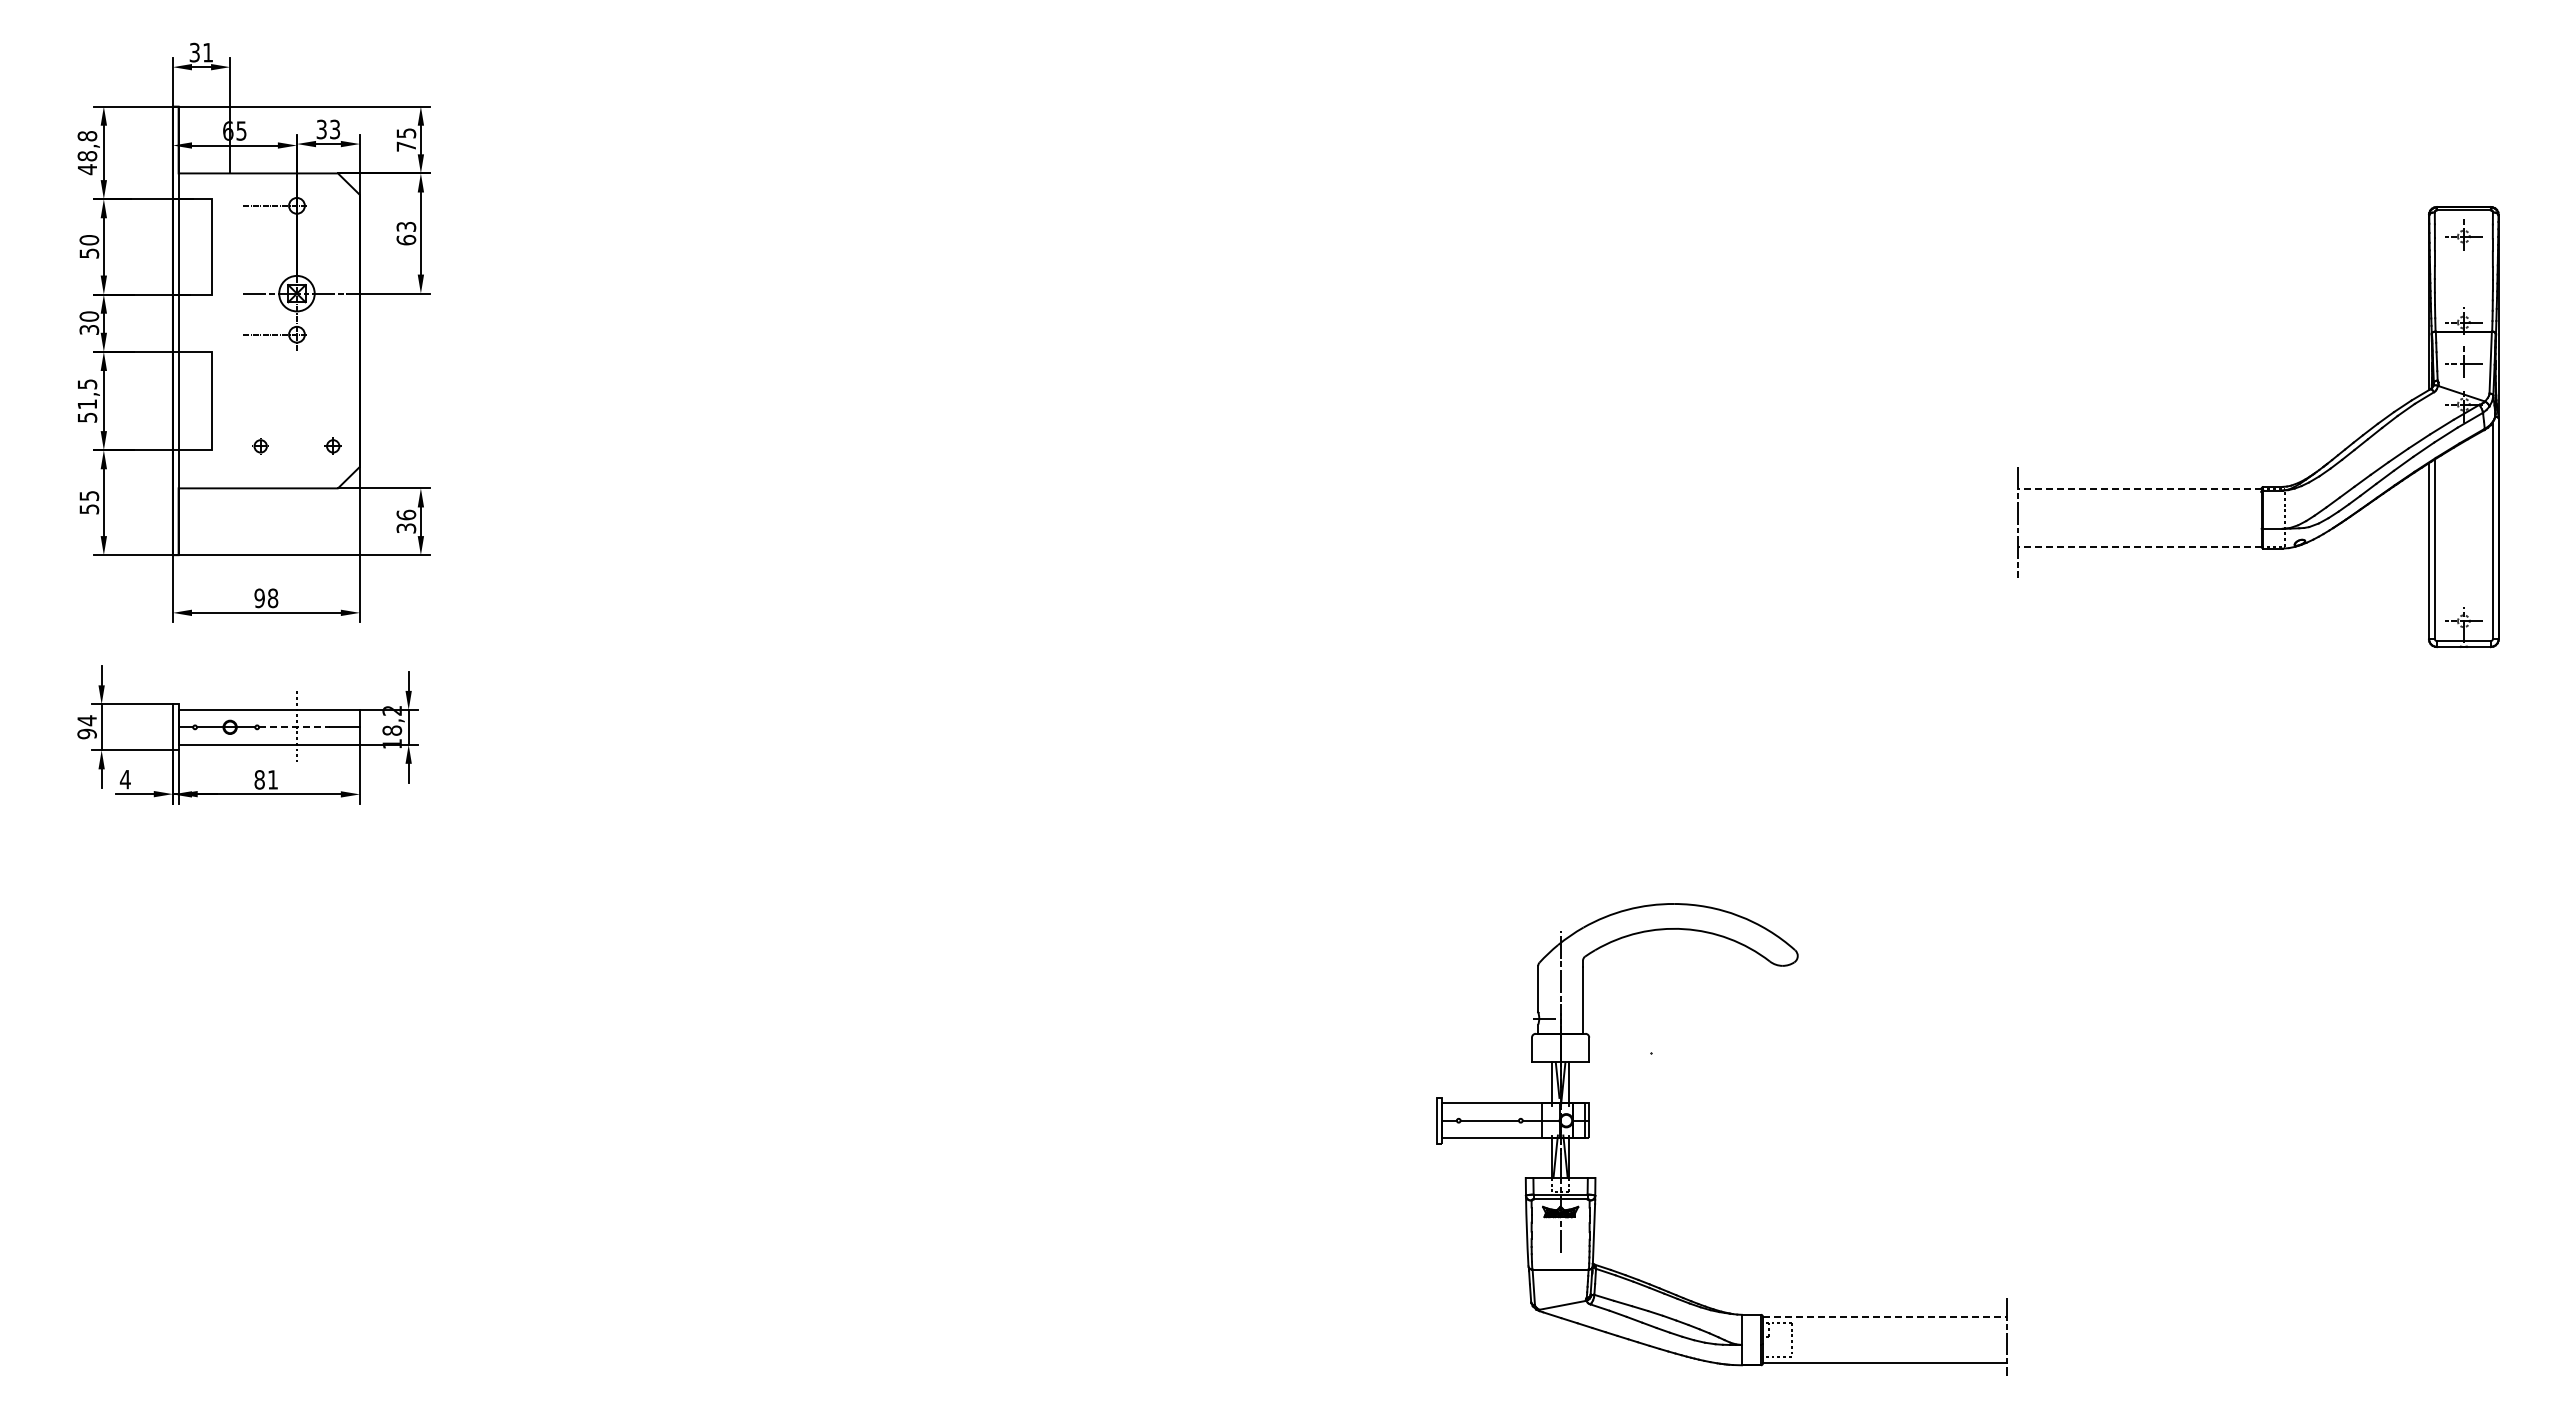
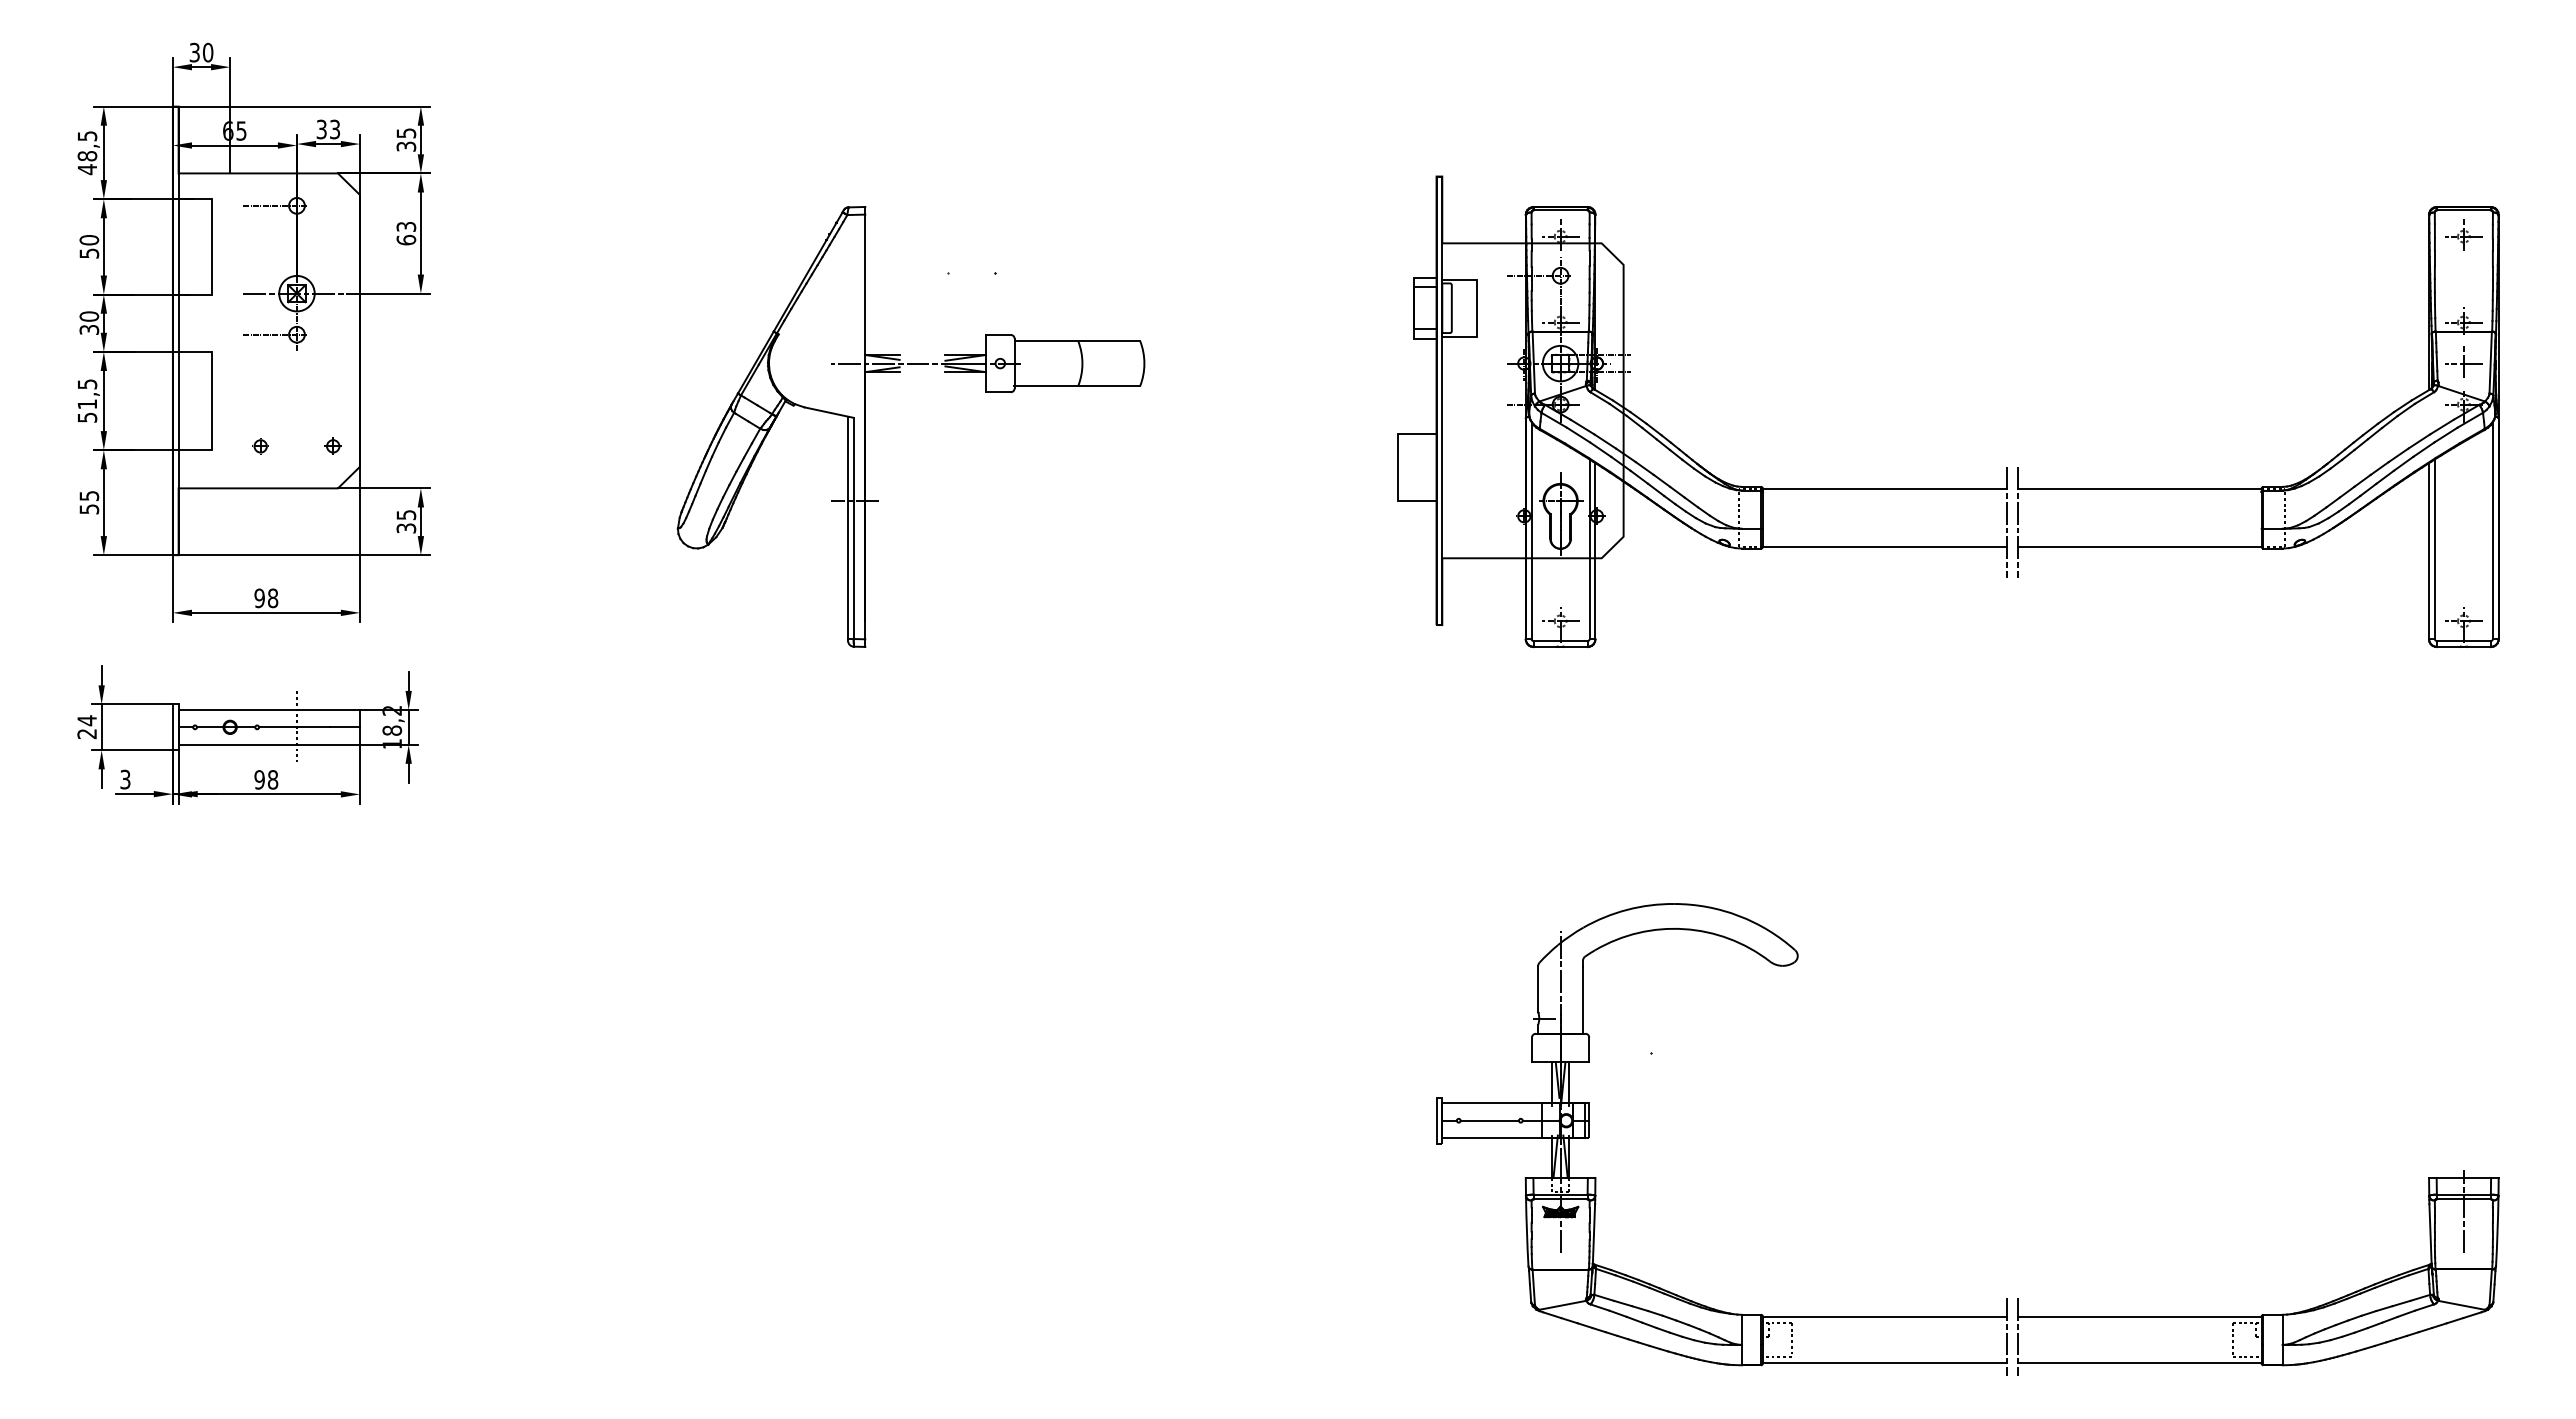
text: 31 -> 30 (208, 52)
text: 48,8 -> 48,5 (87, 136)
text: 75 -> 35 (406, 146)
part: none -> present (865, 426)
part: none -> present (1676, 445)
line: dashed -> solid (2139, 488)
text: 36 -> 35 (406, 514)
line: dashed -> solid (2139, 546)
line: dashed -> solid (294, 727)
text: 94 -> 24 (86, 733)
text: 4 -> 3 (124, 779)
text: 81 -> 98 (266, 779)
part: none -> present (2261, 1314)
line: dashed -> solid (1884, 1316)
